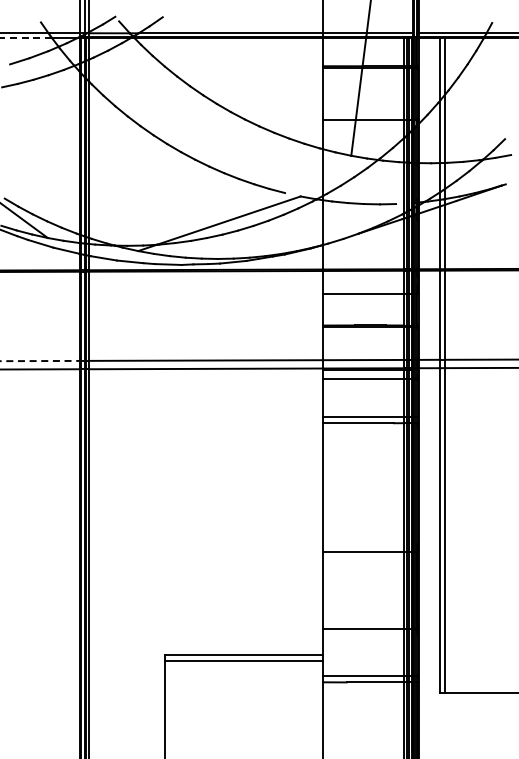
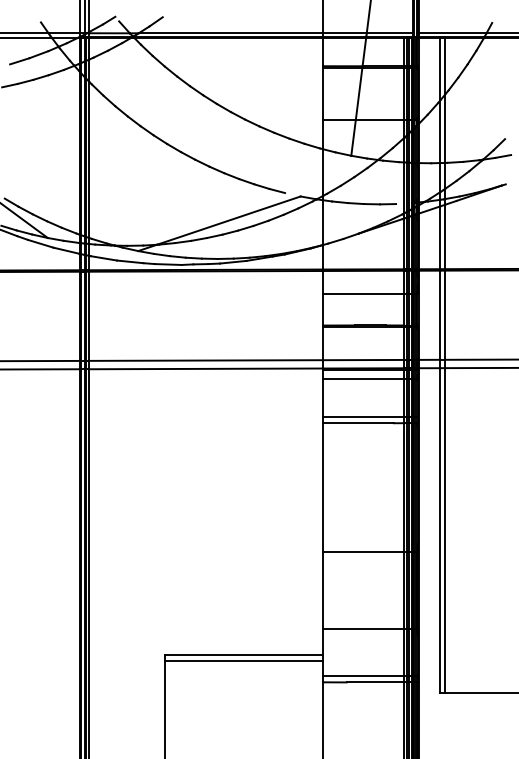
line: dashed -> solid (26, 38)
line: dashed -> solid (40, 361)
